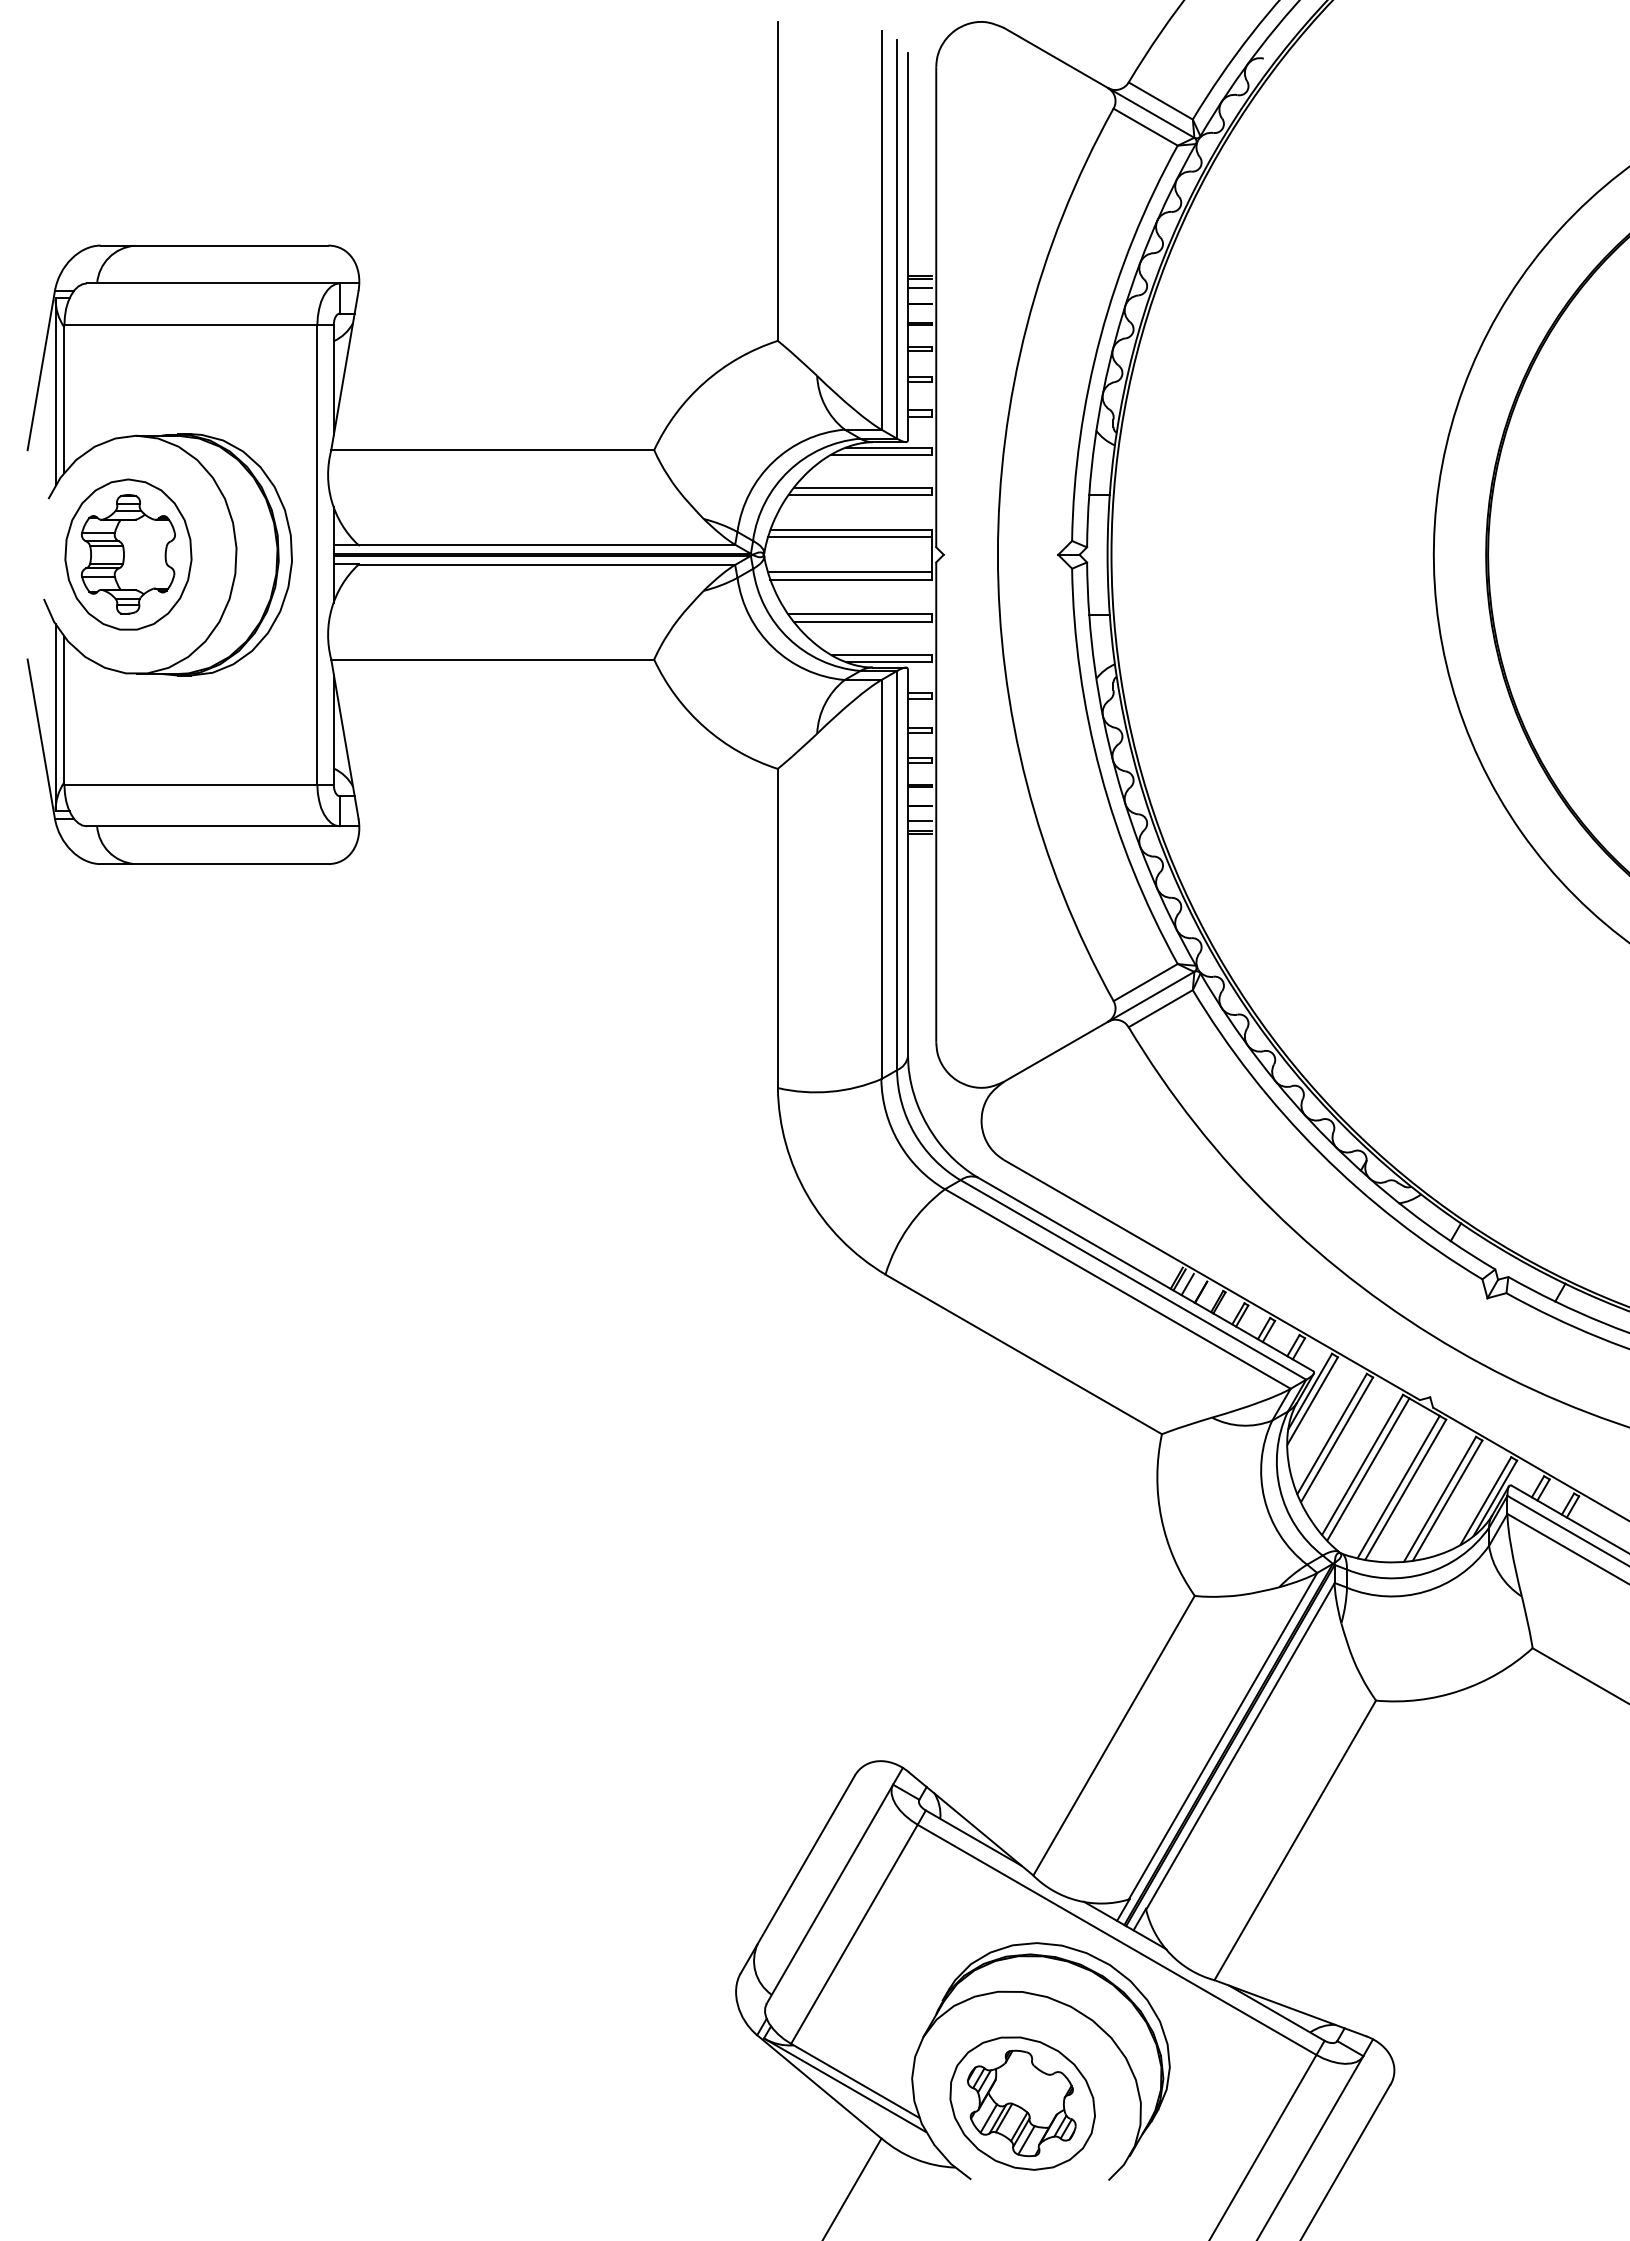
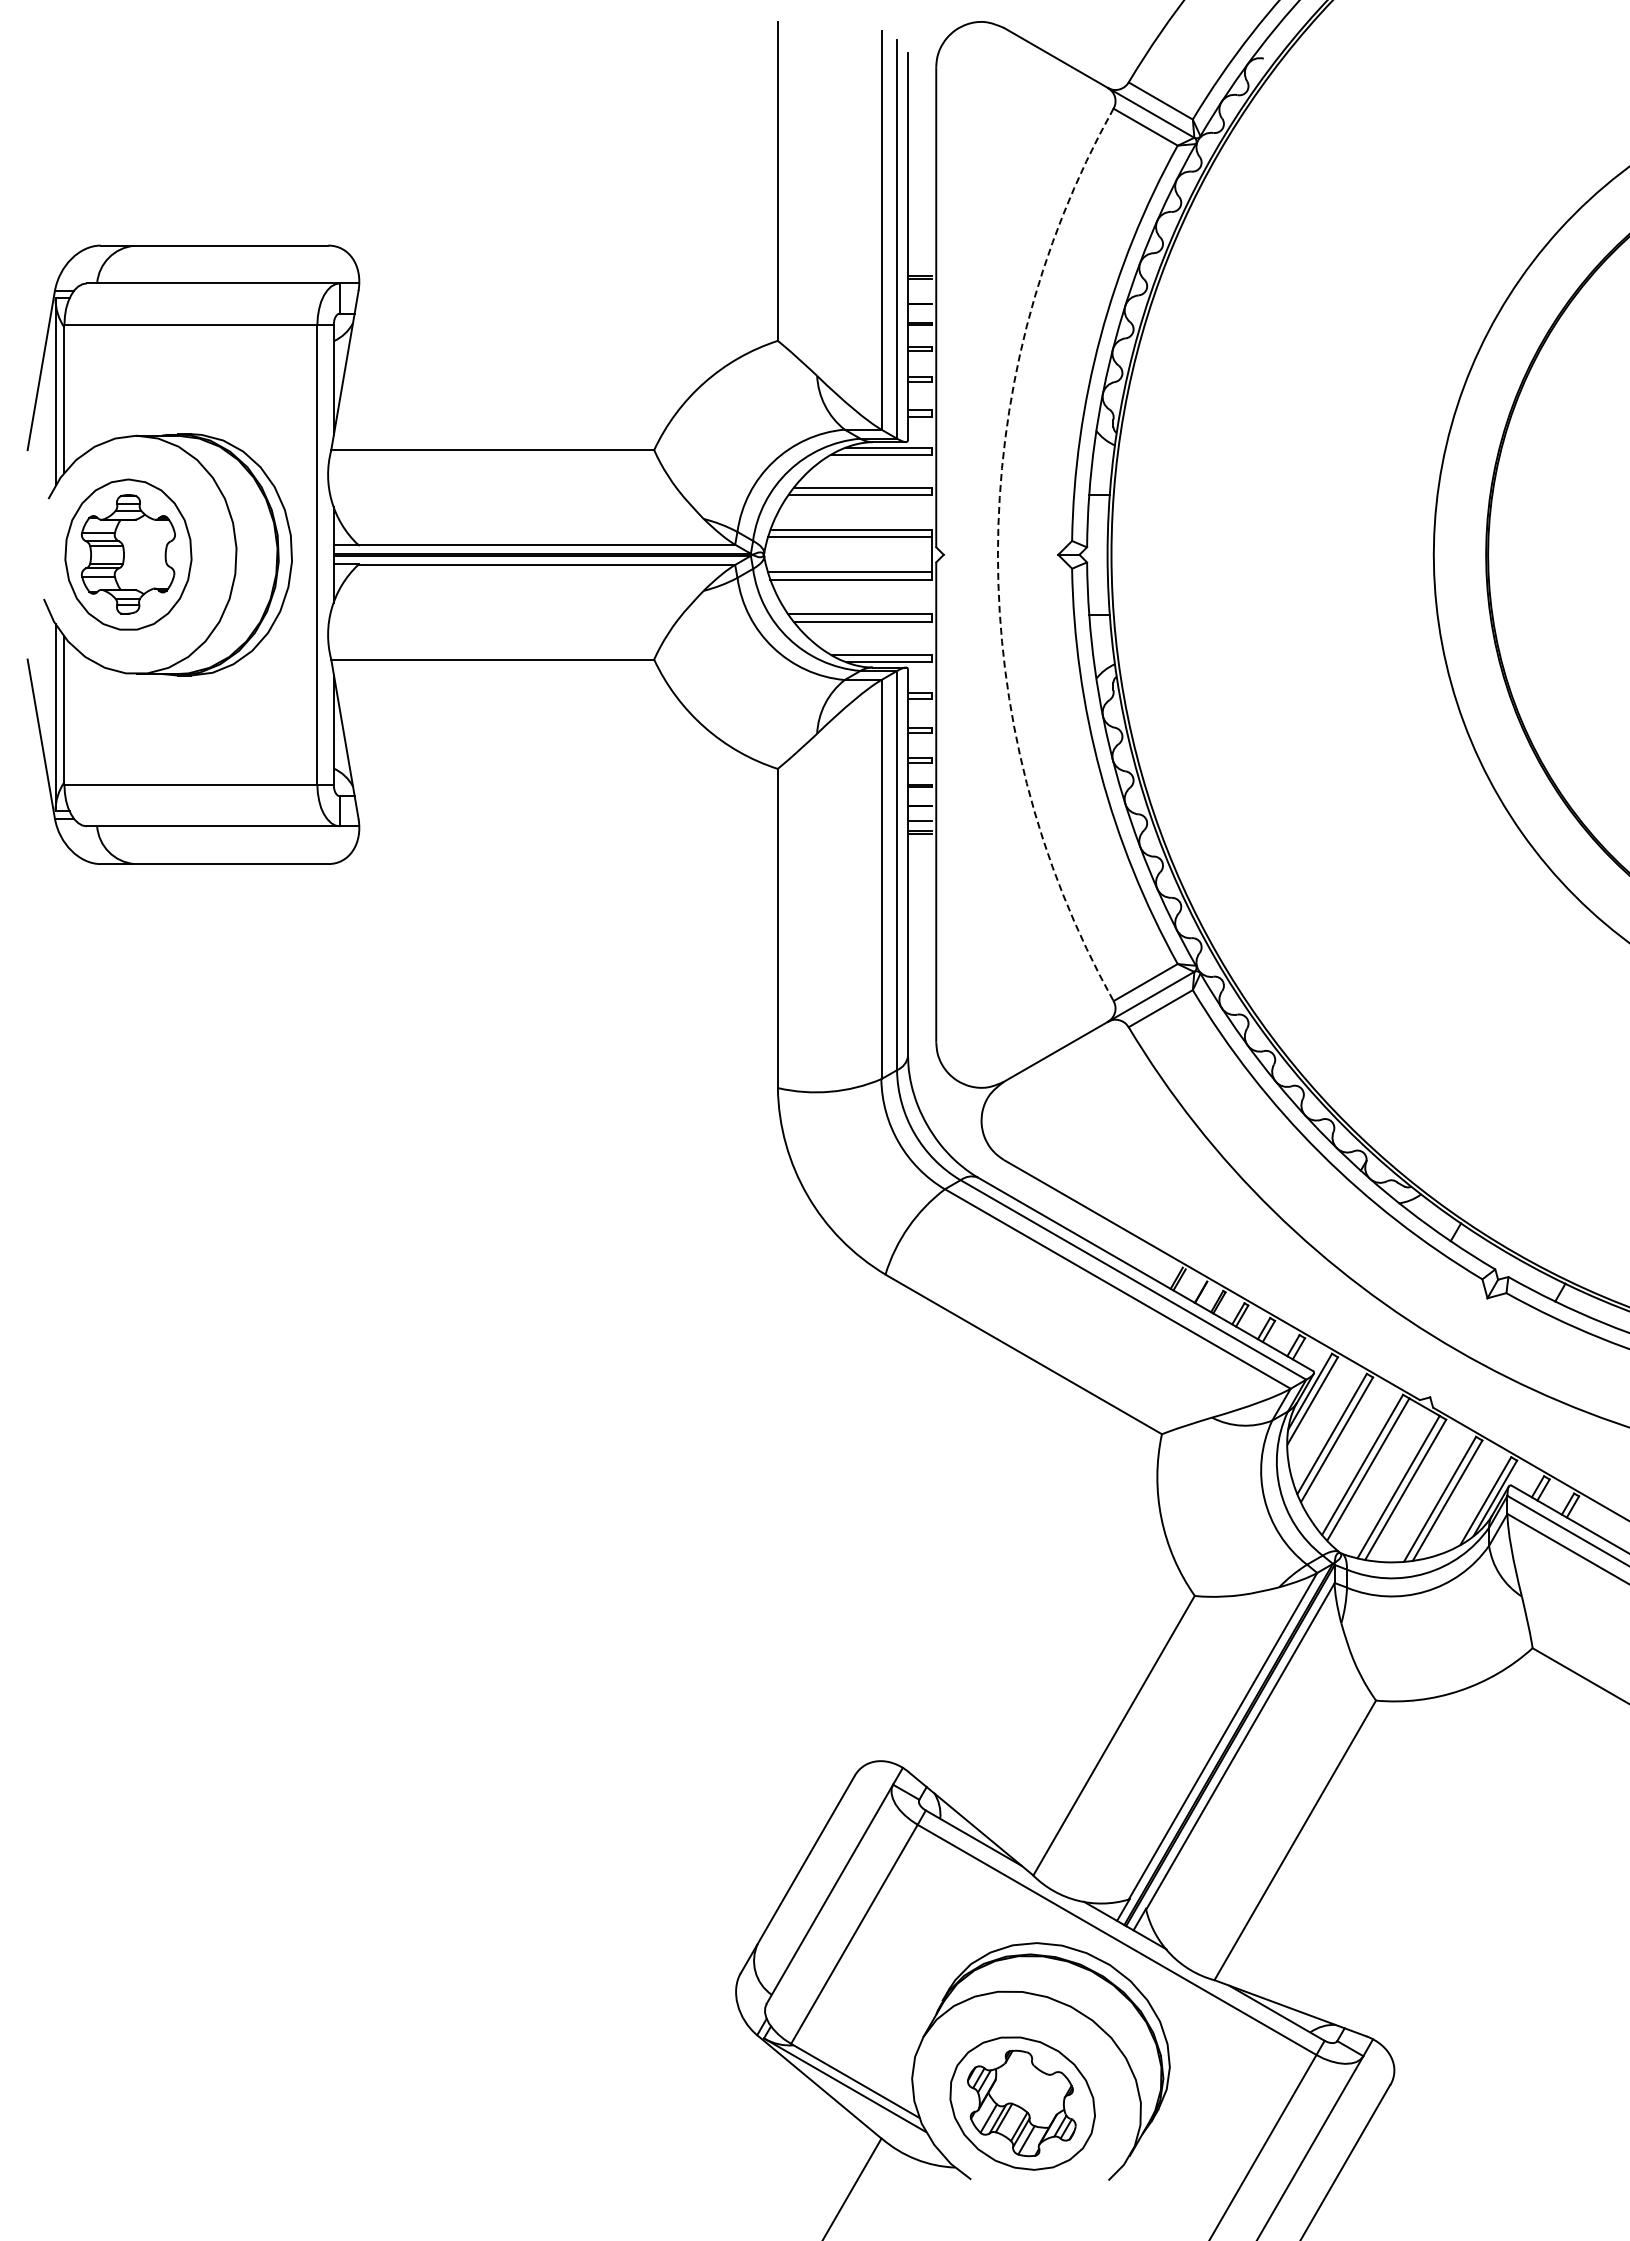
line: present -> none (920, 288)
arc: solid -> dashed (997, 554)
line: present -> none (1187, 1284)
